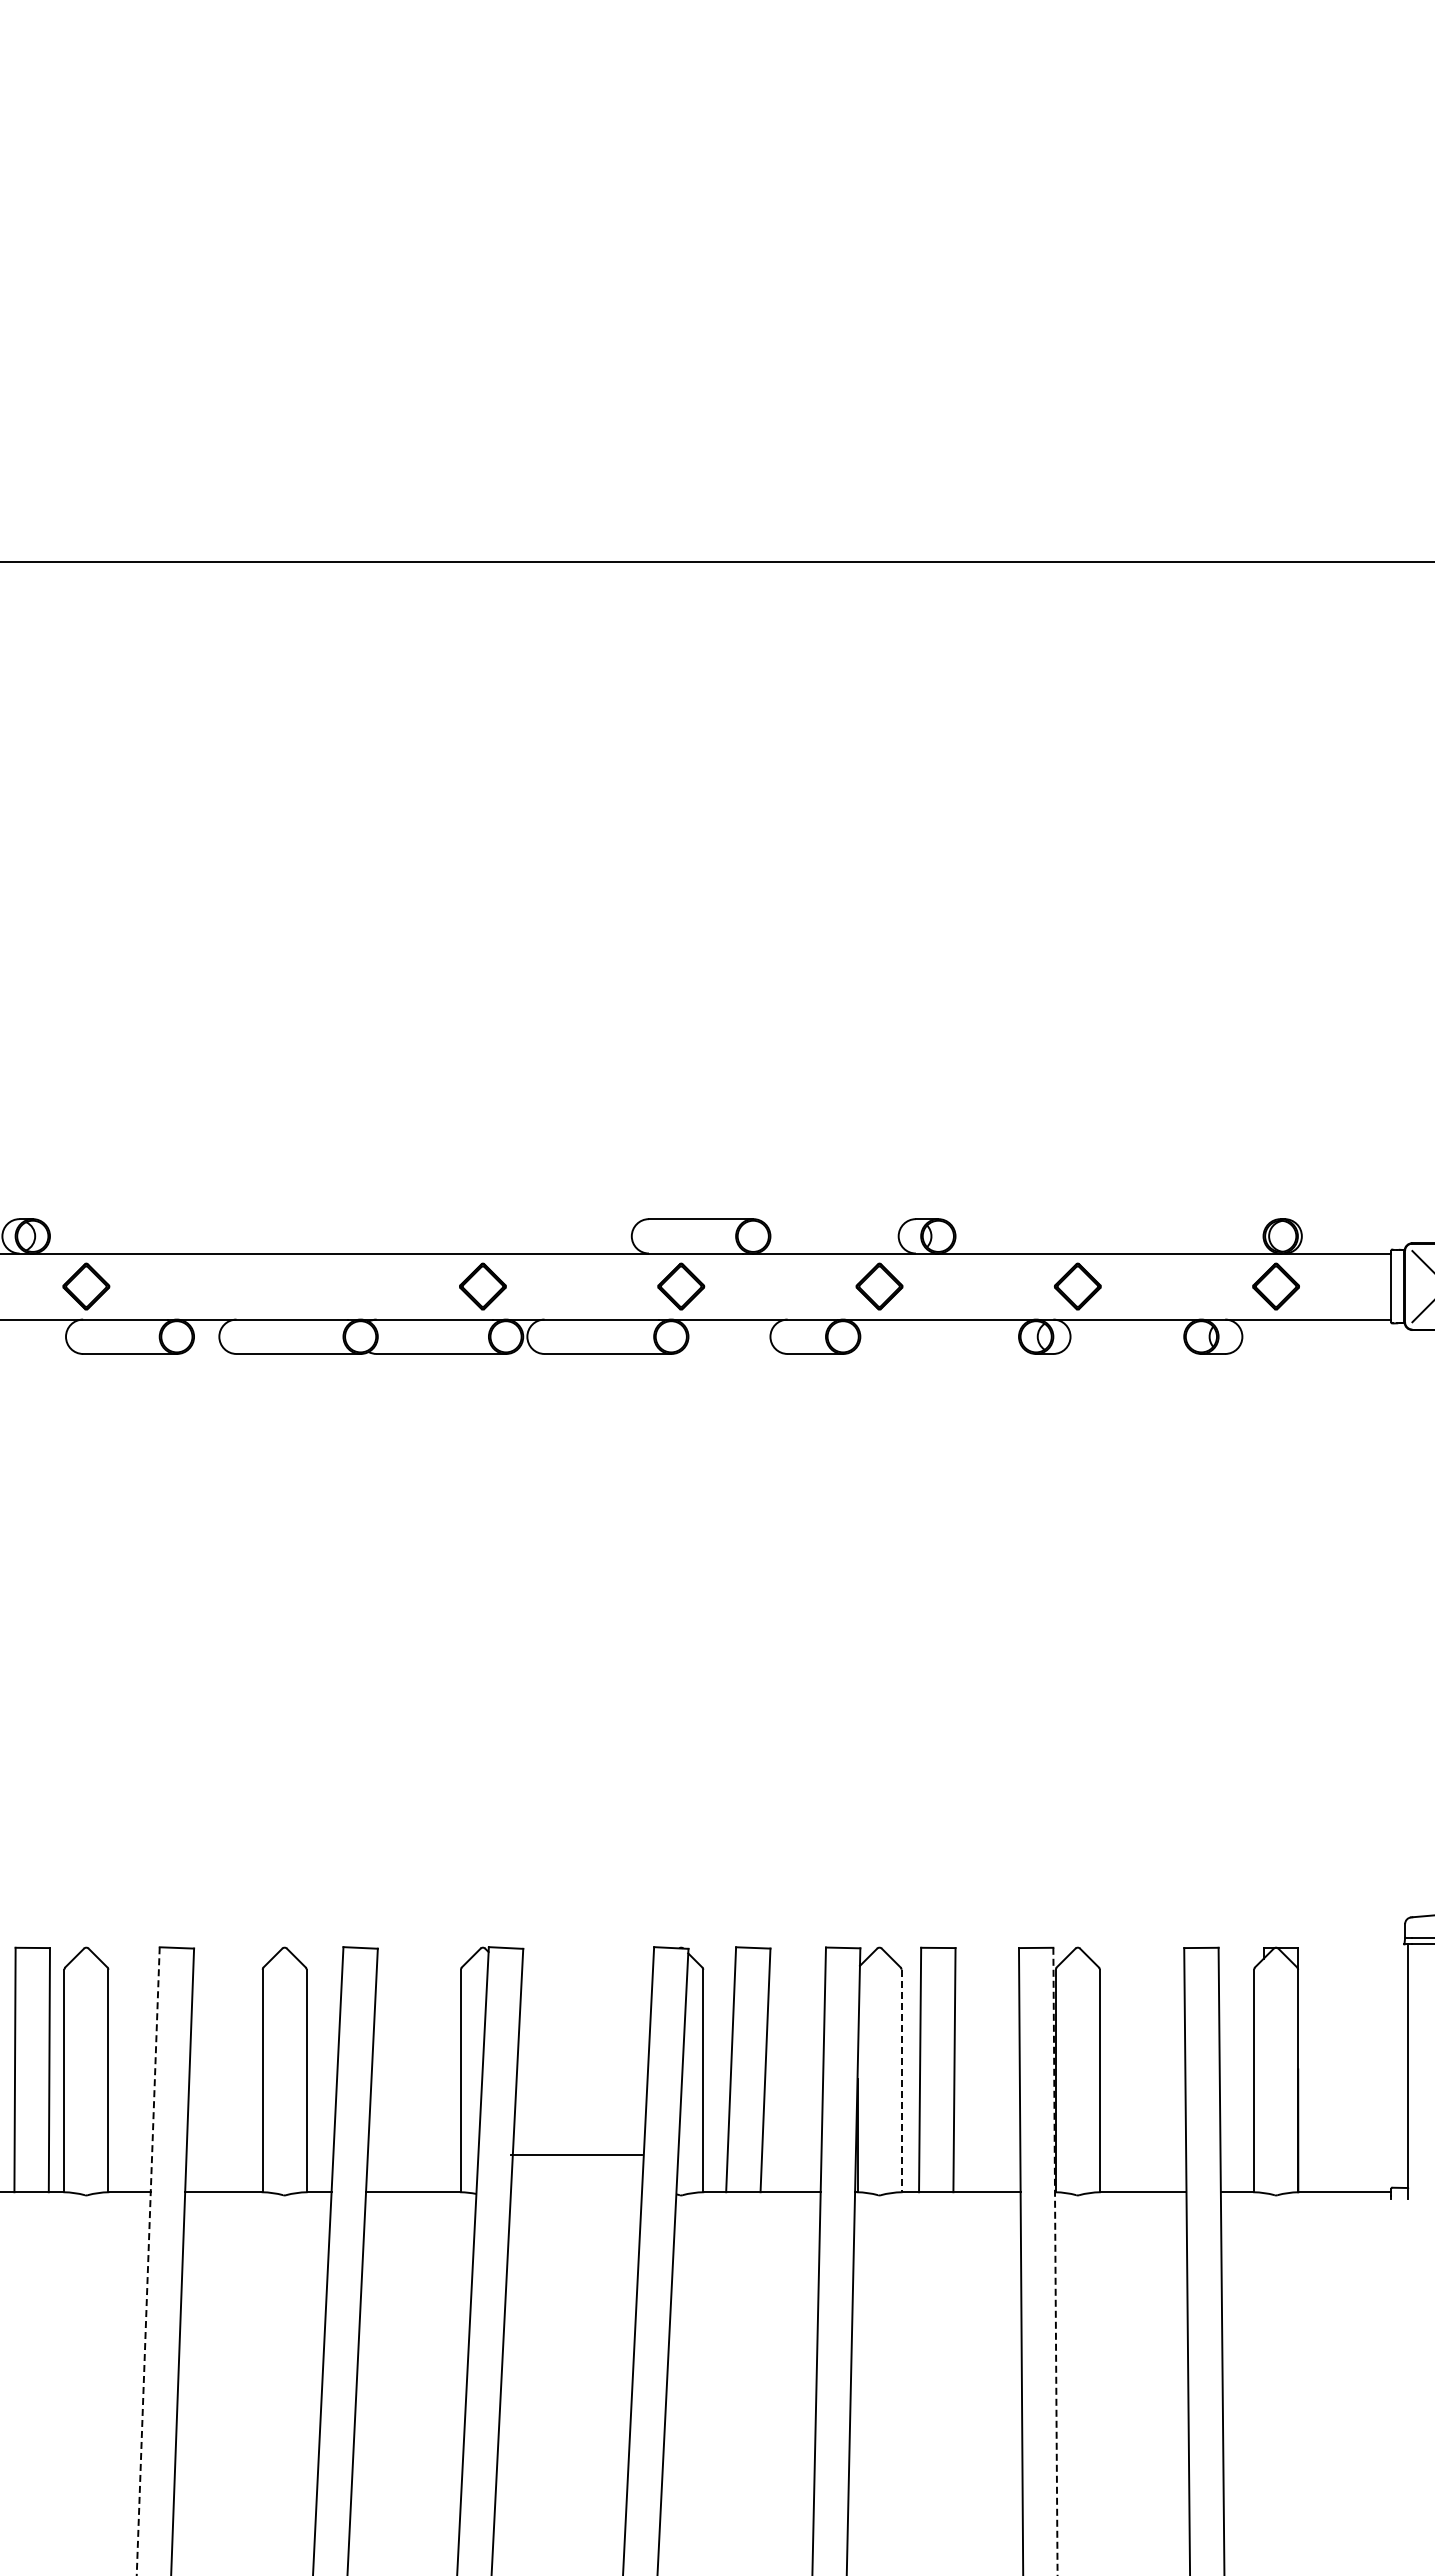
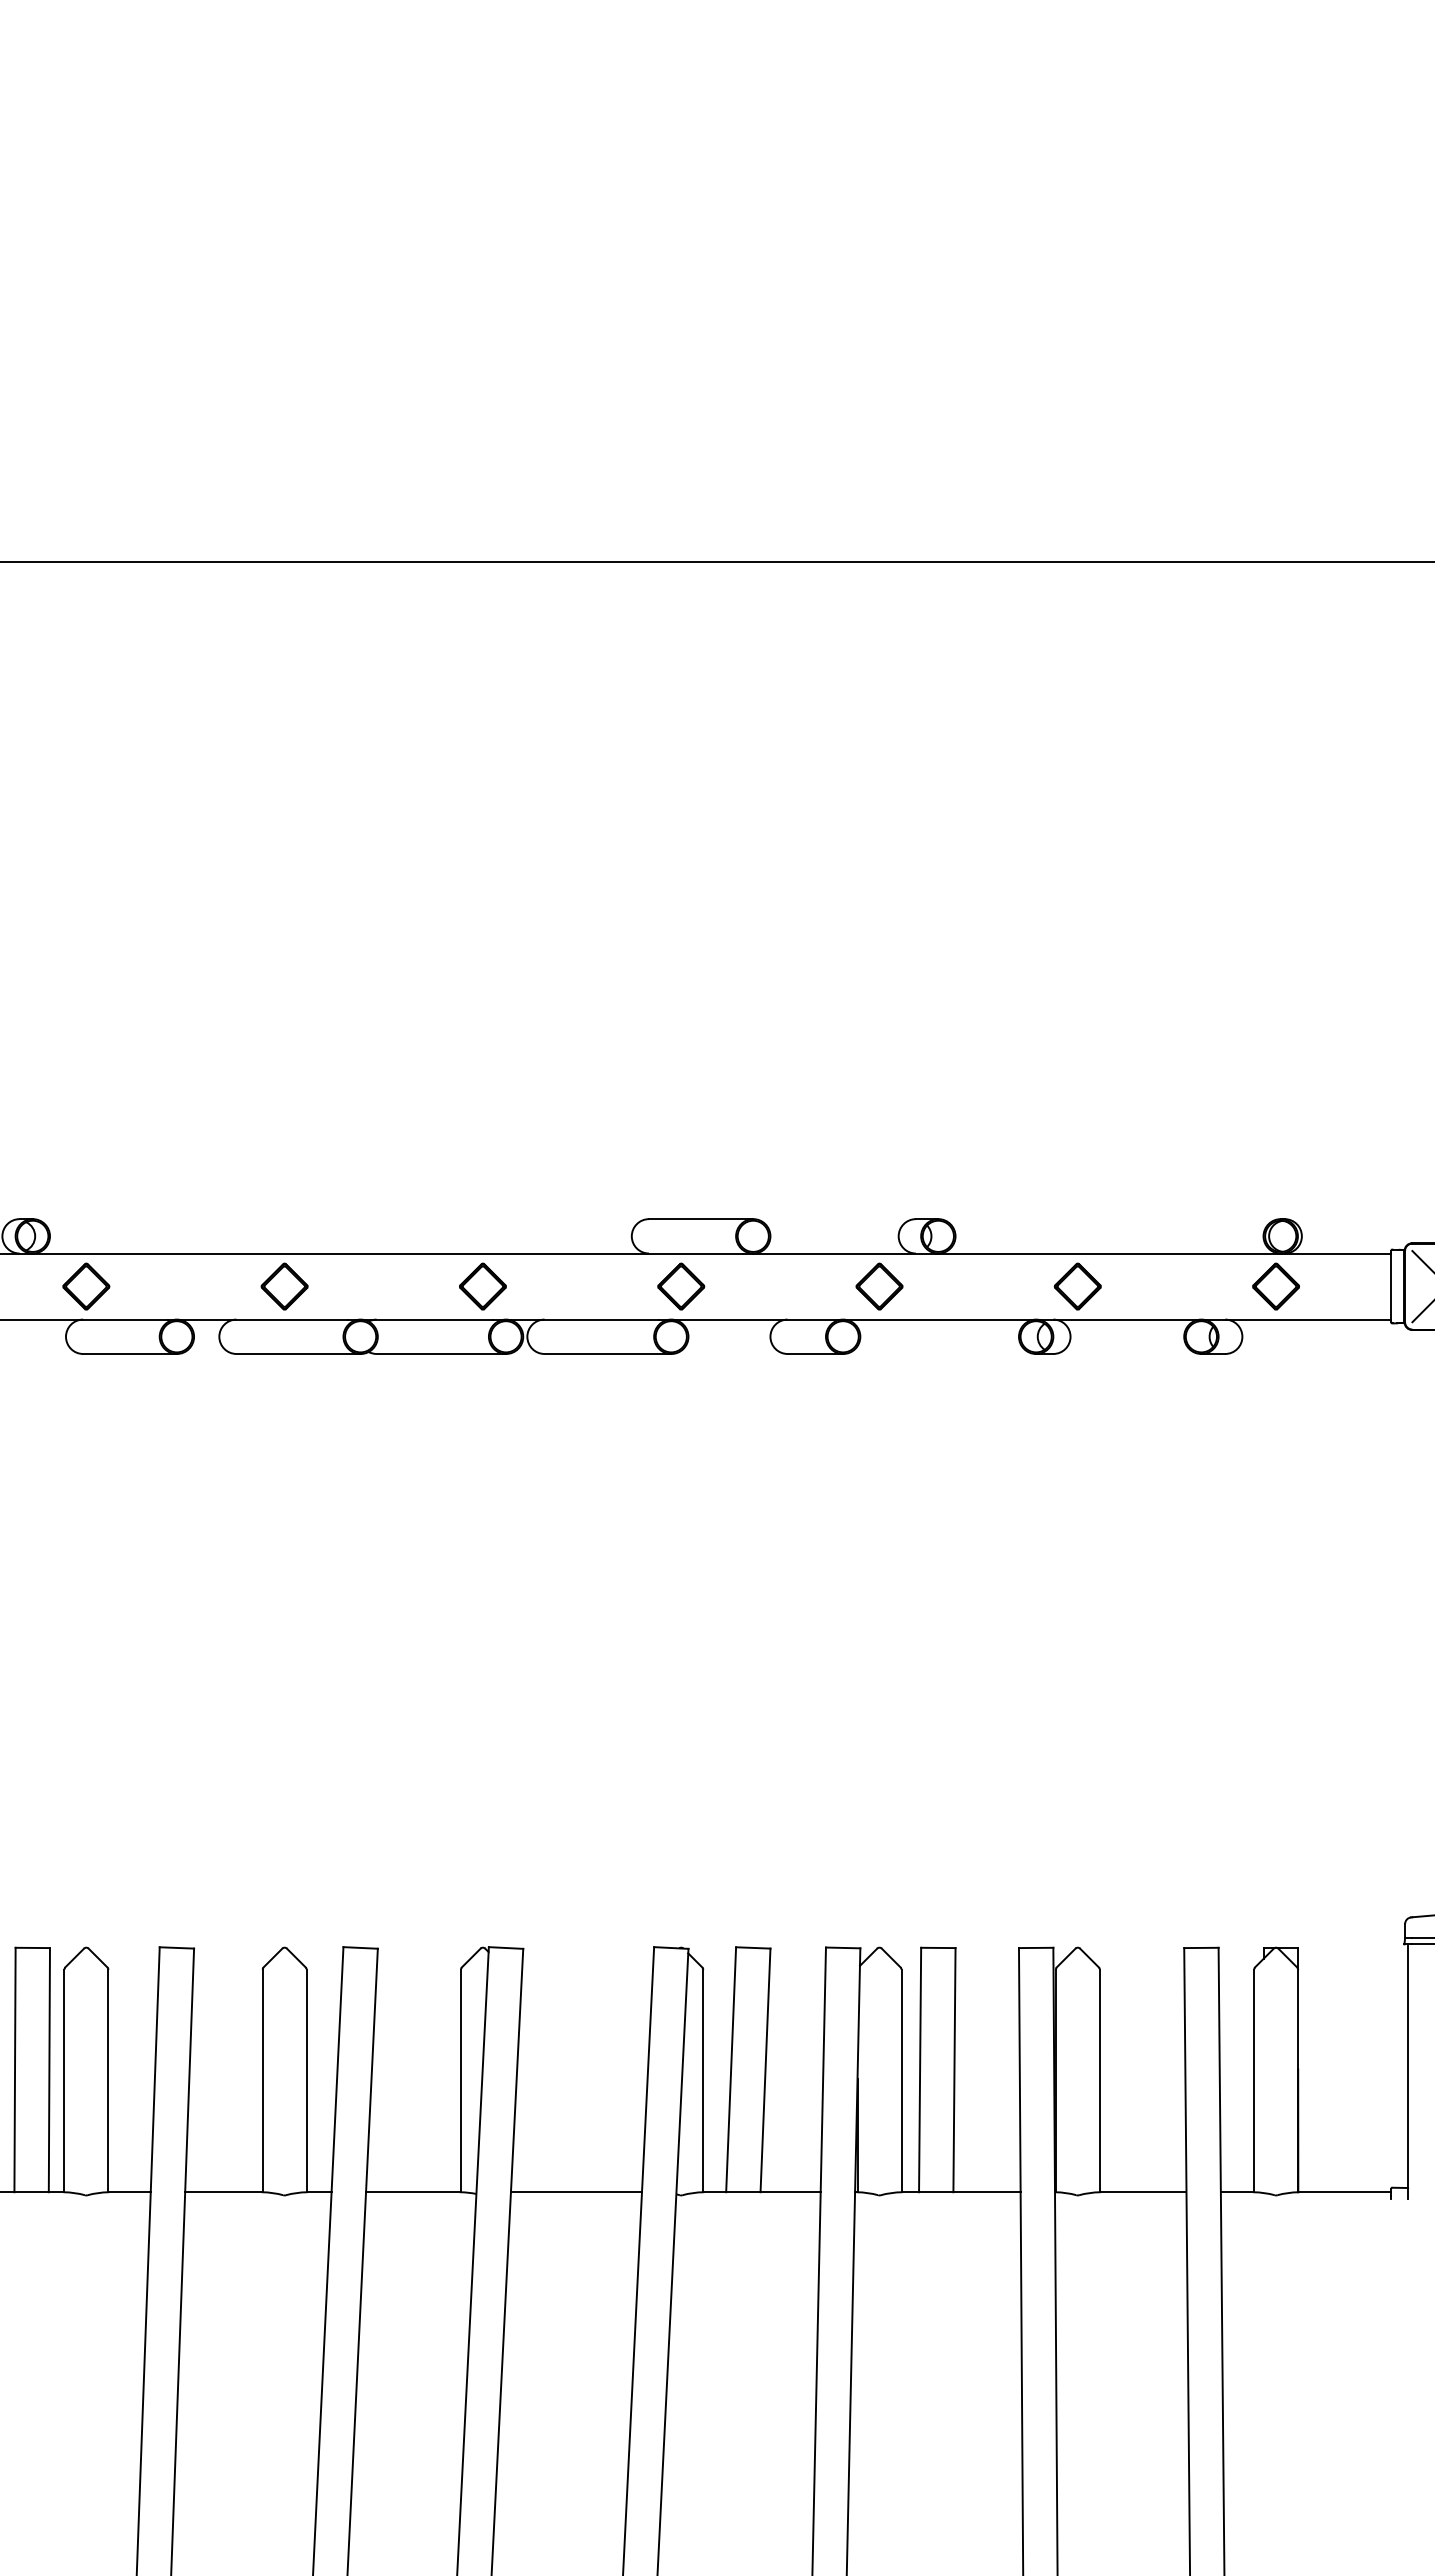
part: none -> present (284, 1286)
line: dashed -> solid (901, 2081)
line position: (576, 2155) -> (576, 2192) (576, 2192)
line: dashed -> solid (1055, 2261)
line: dashed -> solid (148, 2262)
